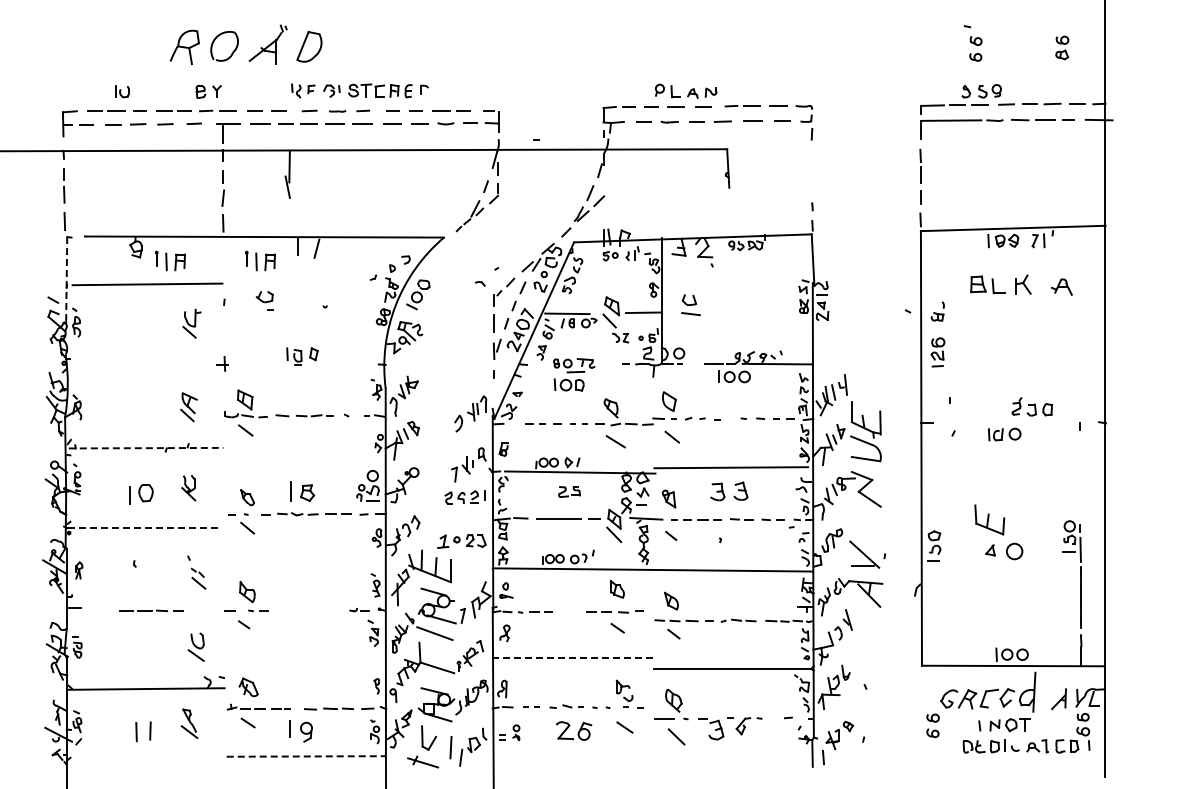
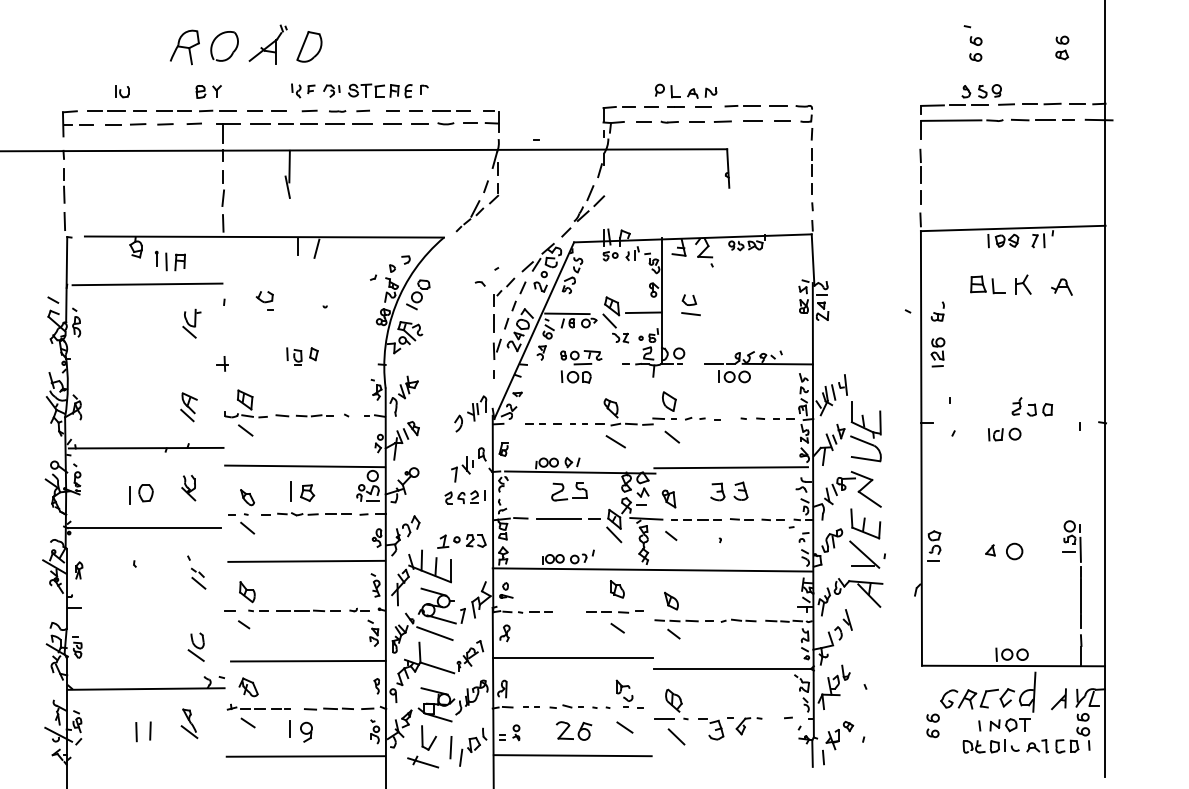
line: none -> present (811, 171)
part: present -> none (260, 260)
line: dashed -> solid (66, 279)
part position: (574, 374) -> (581, 366) (581, 366)
line: dashed -> solid (146, 448)
line: none -> present (305, 466)
part size: 23x12 px -> 37x20 px (569, 491)
part position: (989, 519) -> (865, 523) (865, 523)
line: dashed -> solid (144, 528)
line: none -> present (306, 560)
part position: (151, 610) -> (308, 610) (308, 610)
line: dashed -> solid (572, 658)
line: none -> present (308, 660)
line: none -> present (572, 755)
line: dashed -> solid (306, 756)
